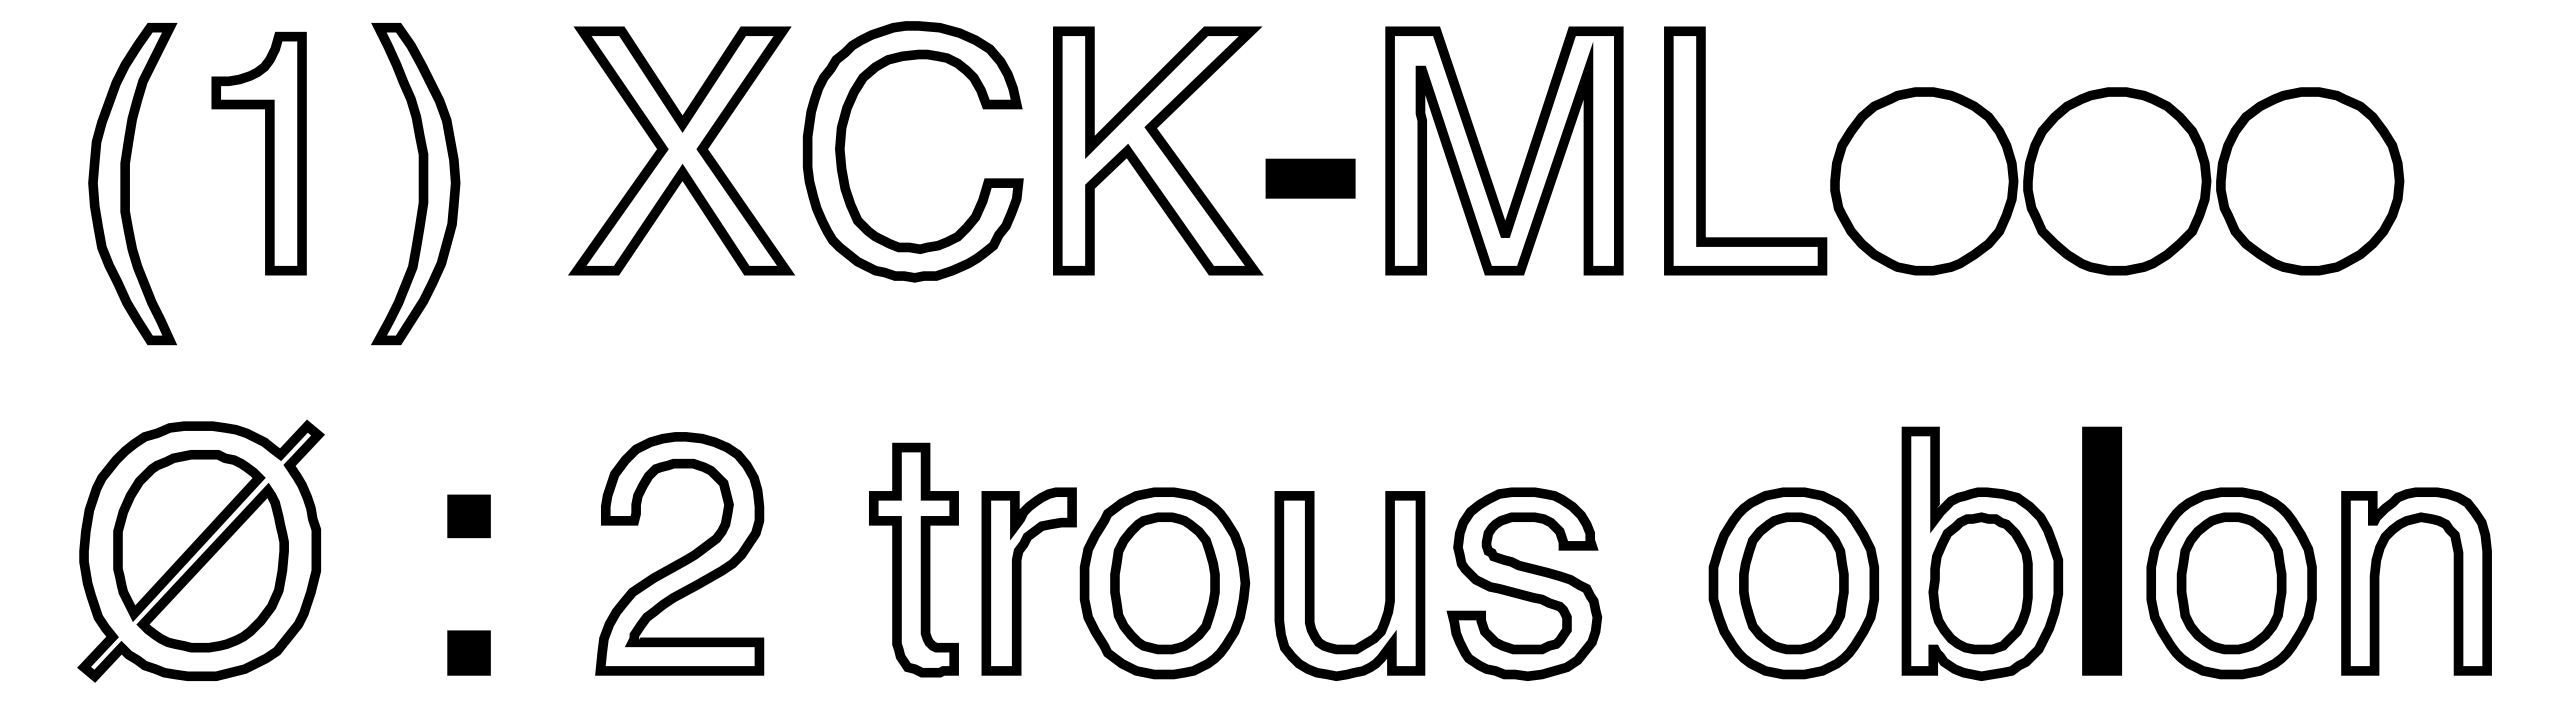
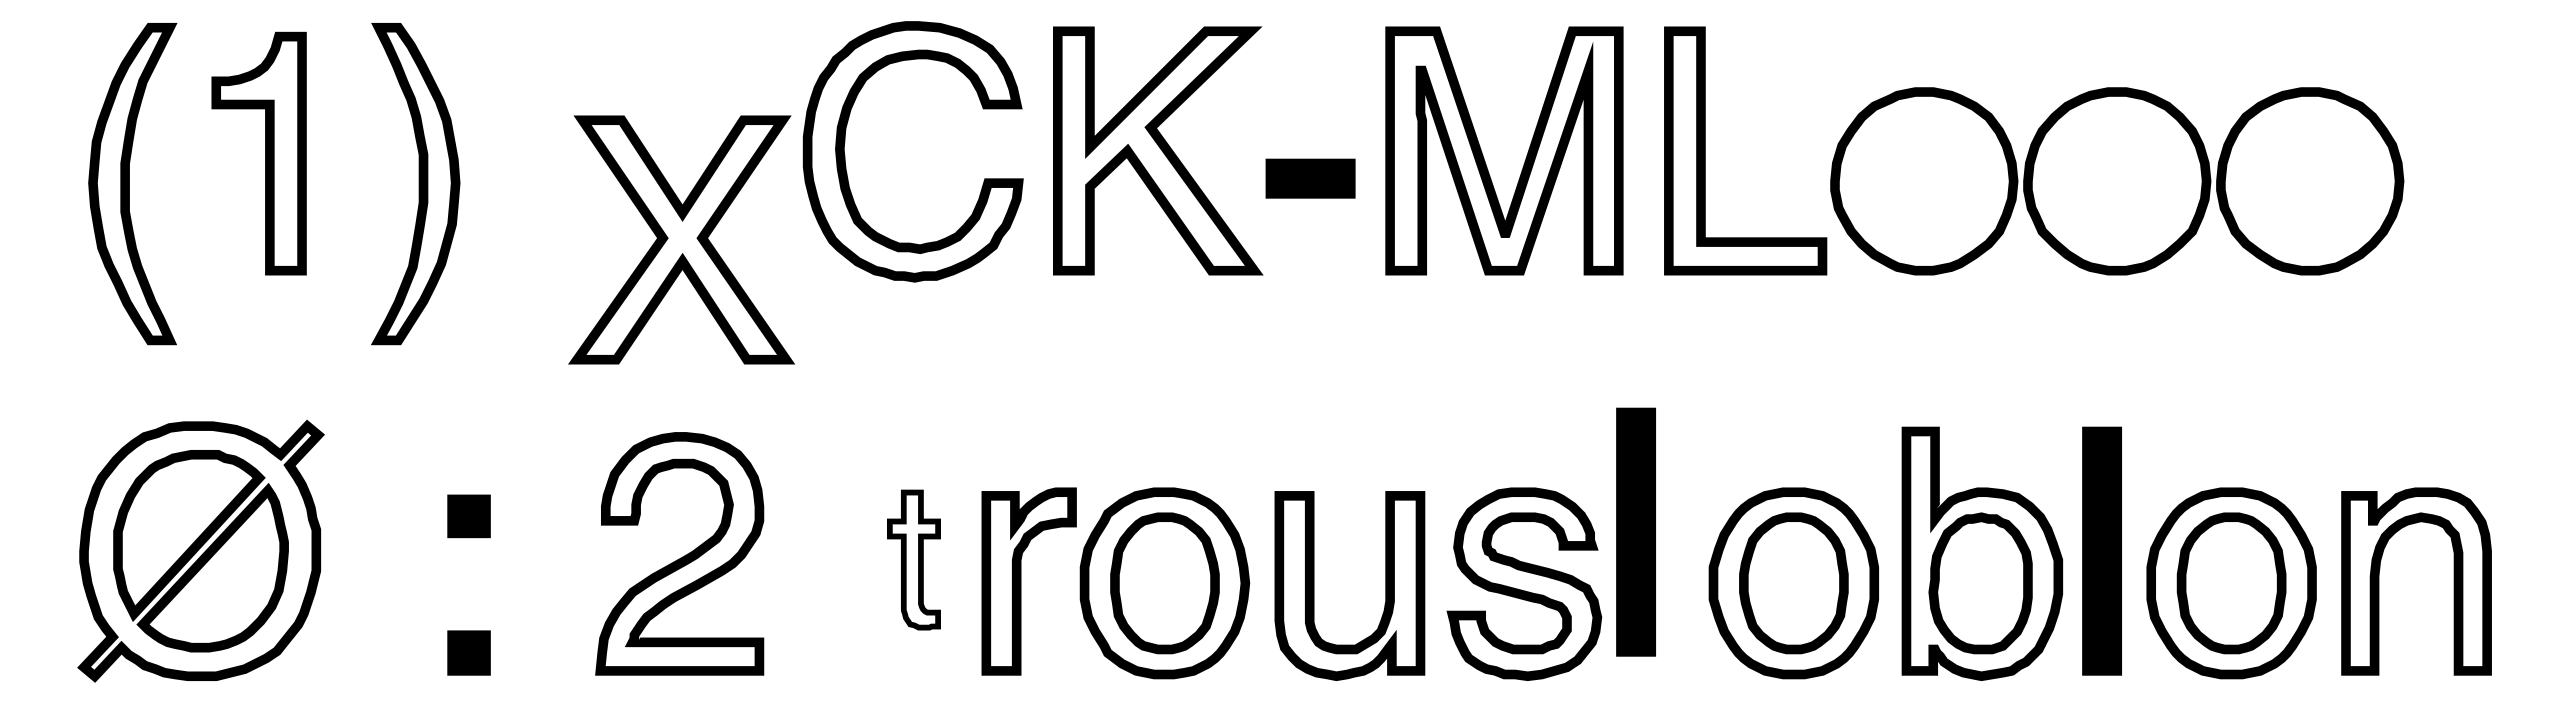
part position: (681, 150) -> (681, 239) (681, 239)
part: none -> present (1635, 531)
part size: 90x236 px -> 54x142 px (913, 559)
